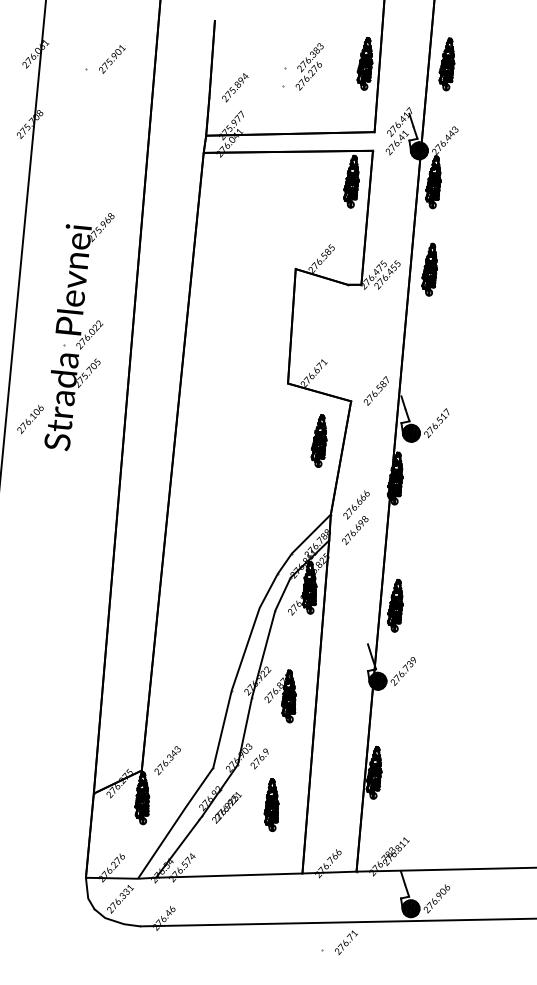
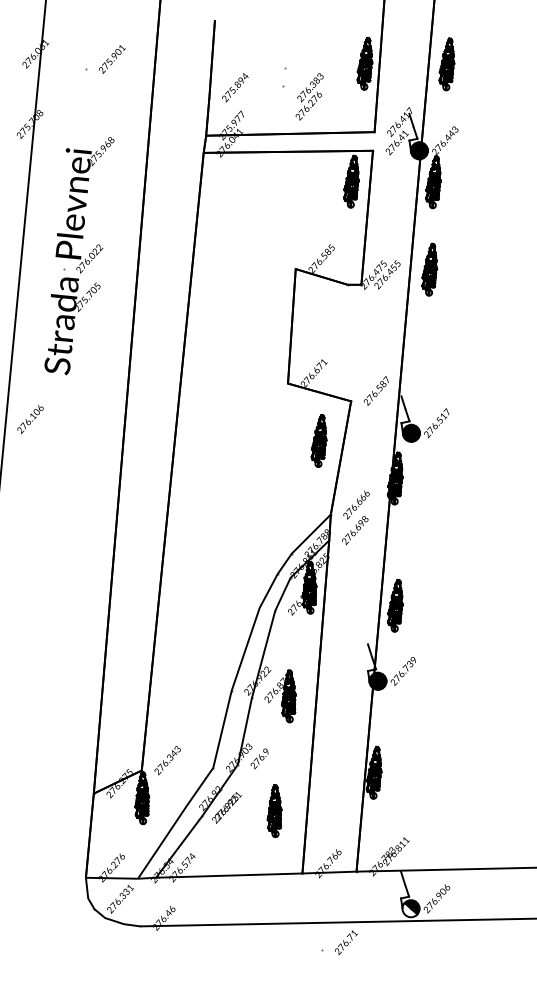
text position: (309, 66) -> (309, 96) (309, 96)
part position: (79, 332) -> (79, 256) (79, 256)
part position: (271, 805) -> (274, 811) (274, 811)
hatch: present -> none (409, 910)
